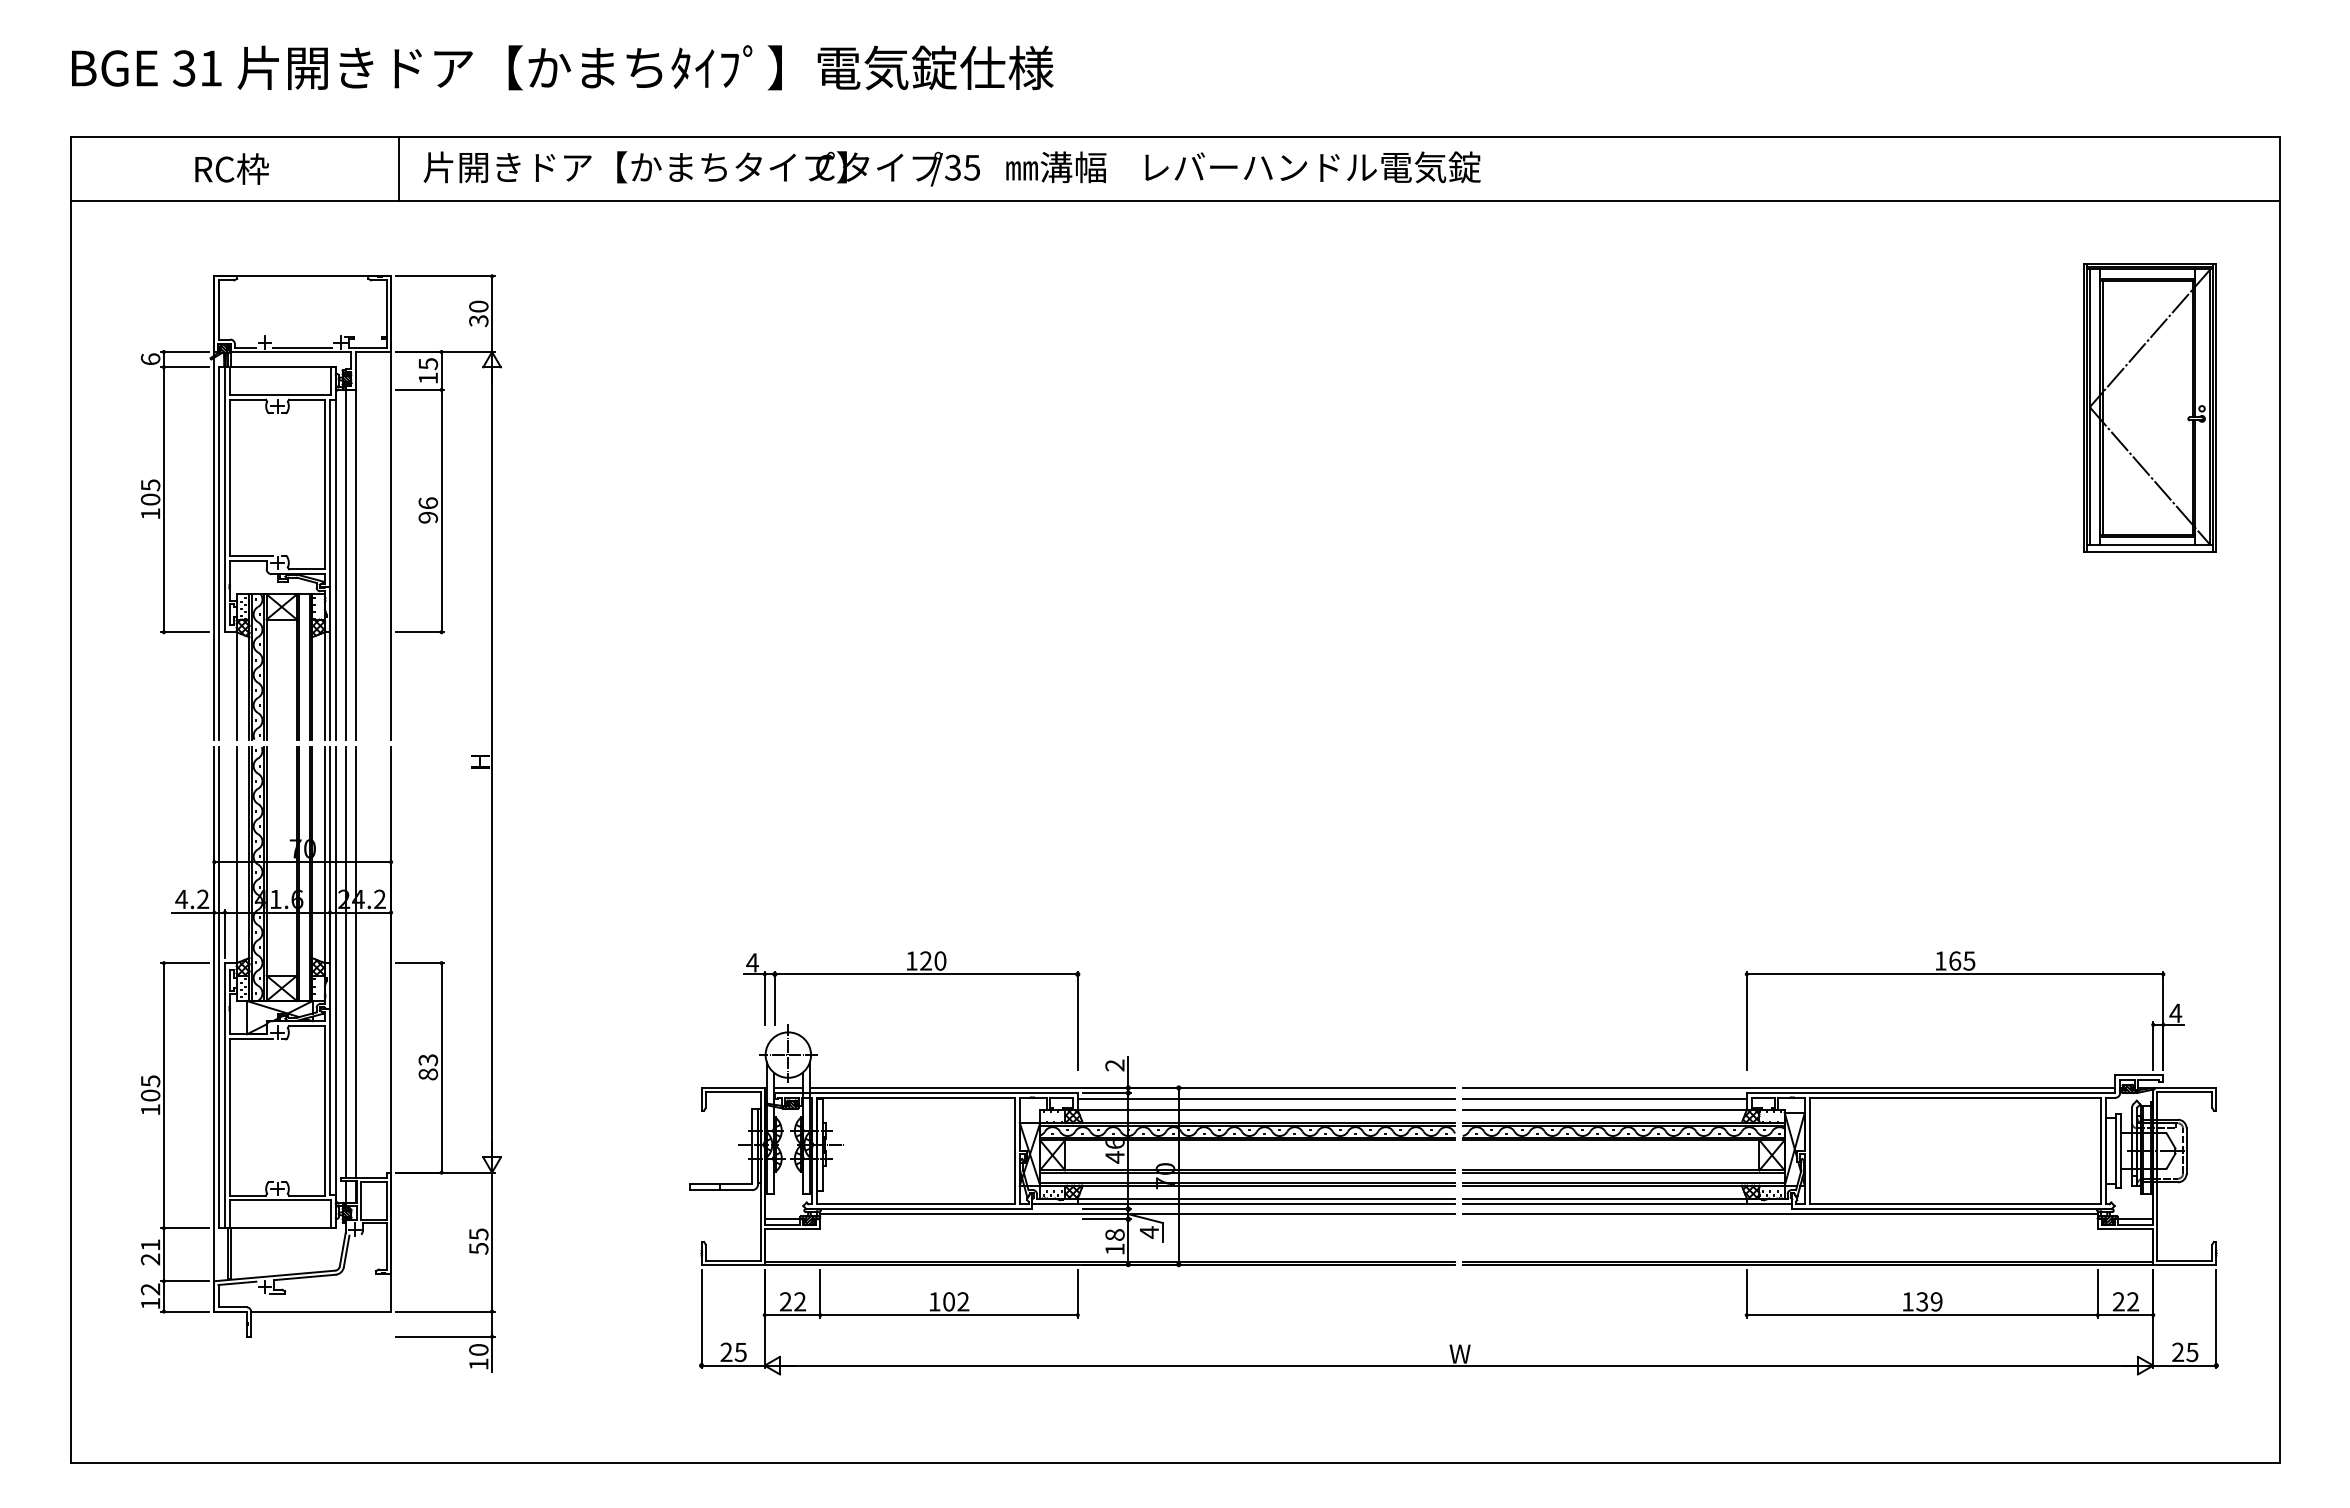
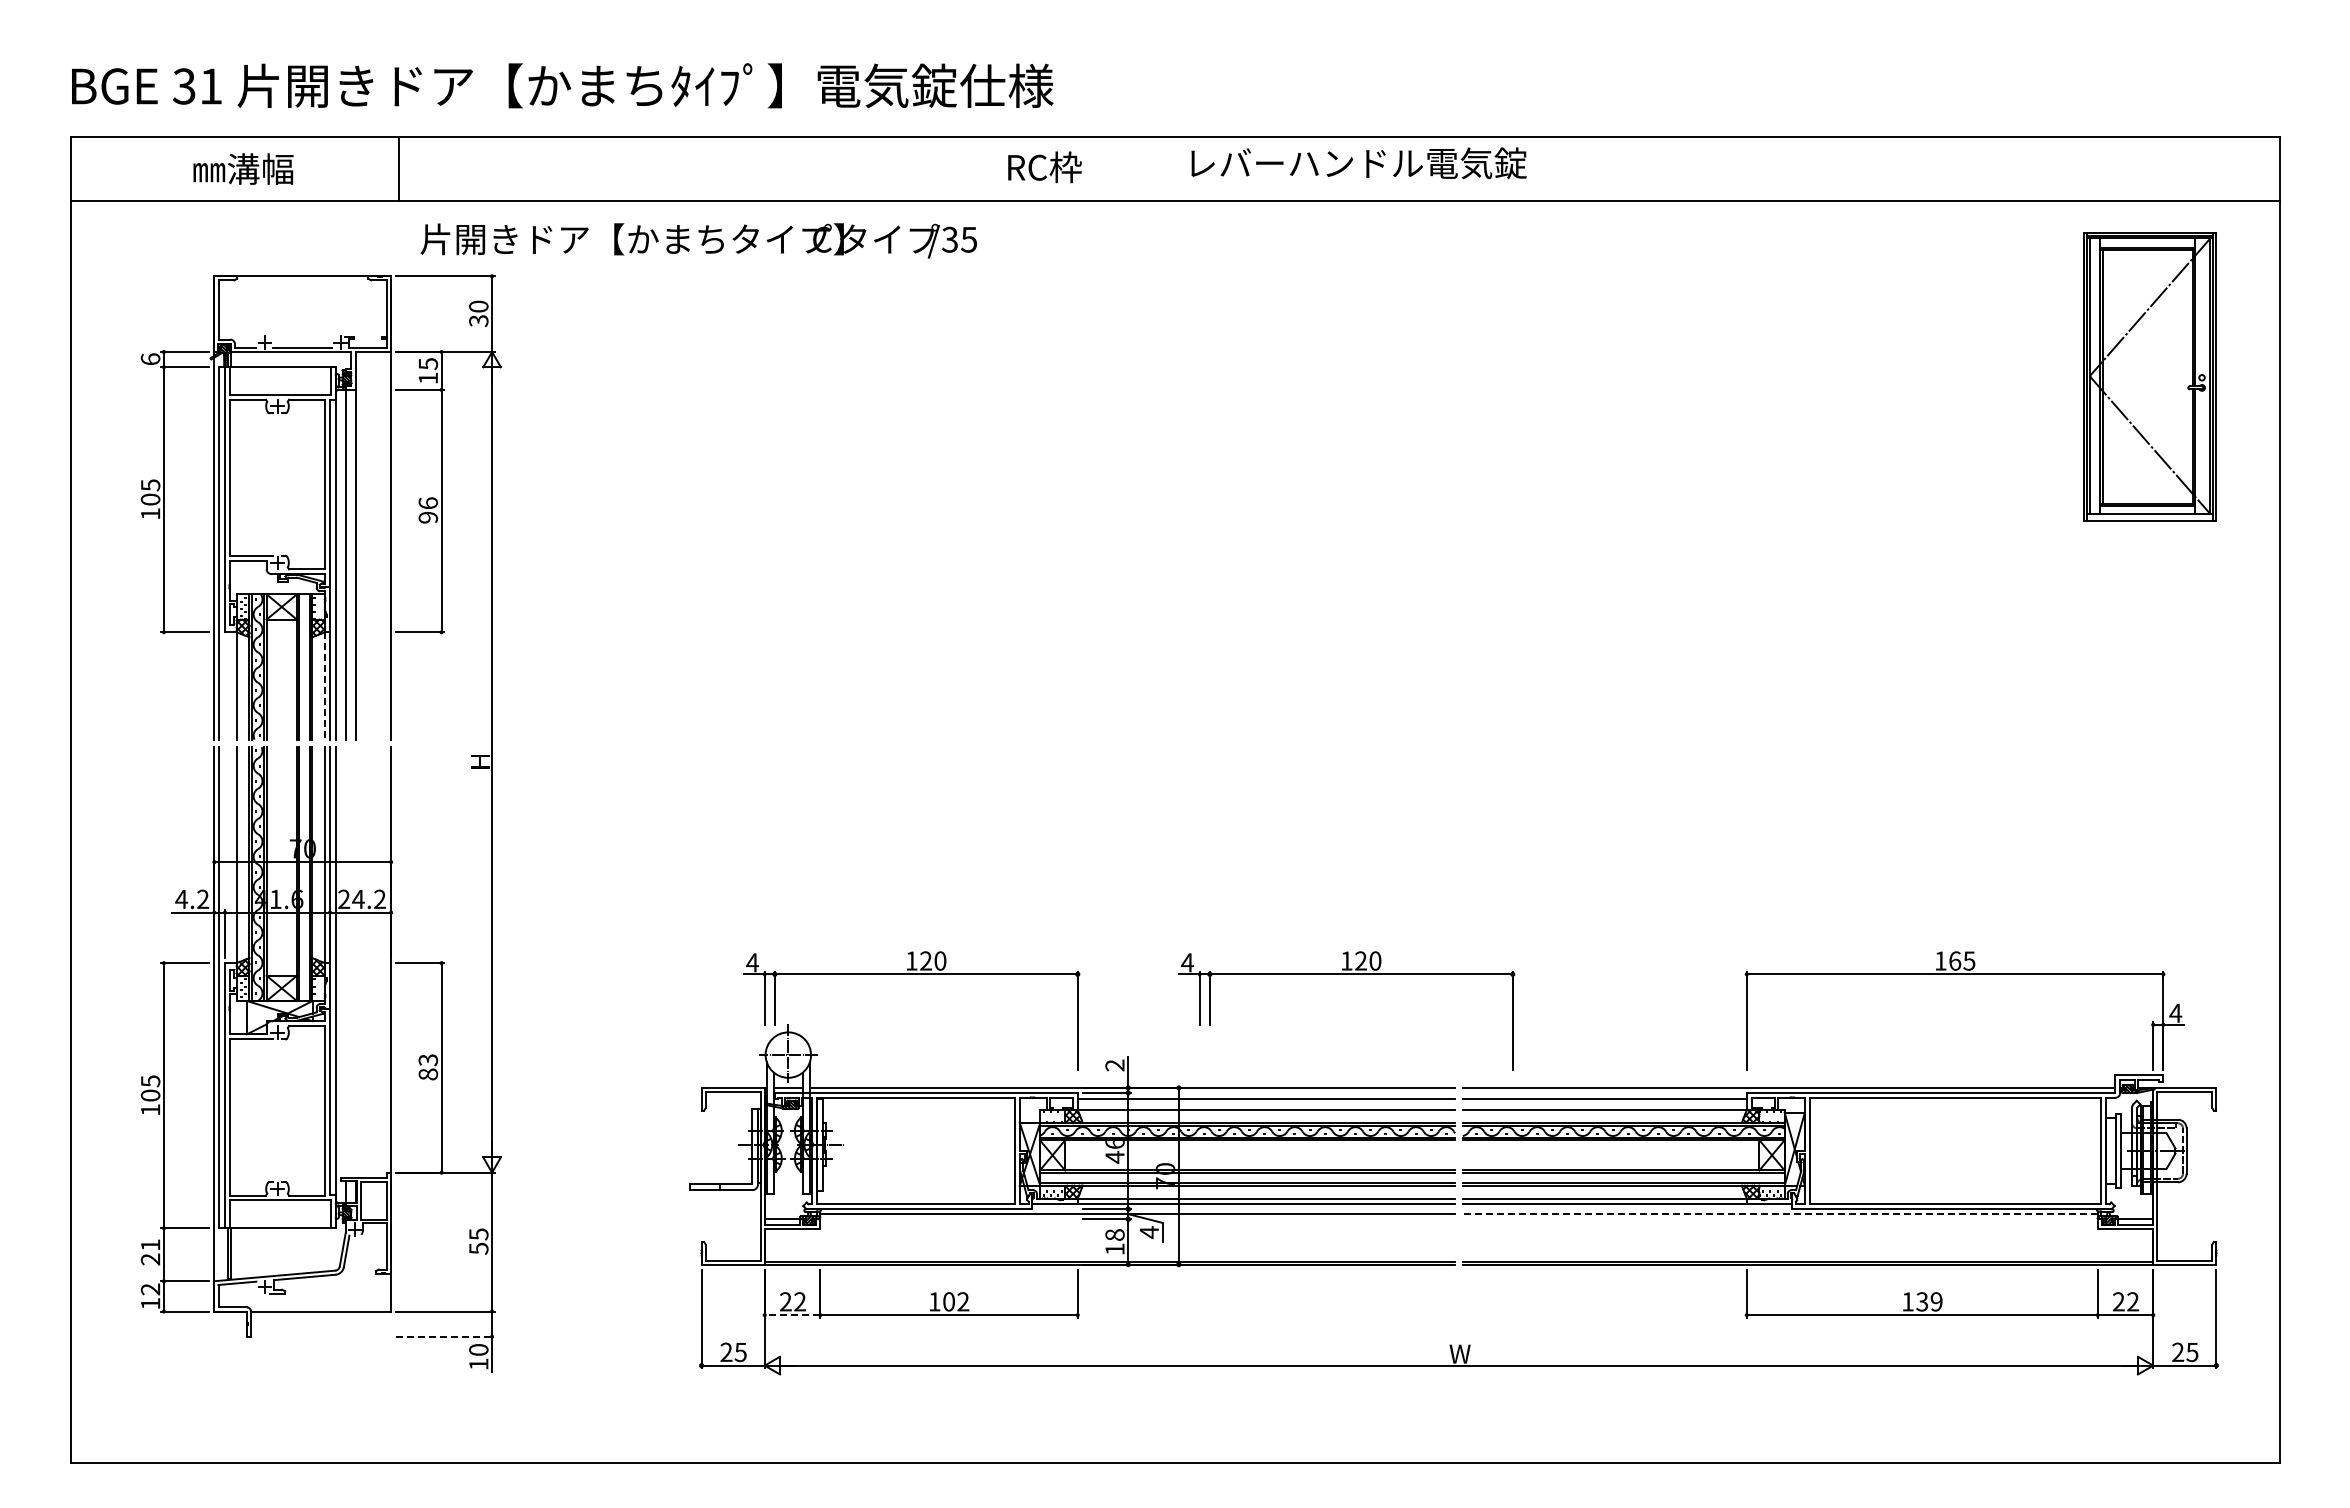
text position: (562, 67) -> (562, 85) (562, 85)
text: ㎜溝幅 -> RC枠 (1056, 167)
text position: (1312, 167) -> (1358, 163) (1358, 163)
text: RC枠 -> ㎜溝幅 (243, 168)
text position: (701, 168) -> (698, 240) (698, 240)
part position: (2149, 407) -> (2149, 376) (2149, 376)
line: solid -> dashed (324, 685)
line: present -> none (345, 962)
line: present -> none (355, 962)
part: none -> present (1346, 974)
line: solid -> dashed (1779, 1214)
line: solid -> dashed (792, 1315)
line: solid -> dashed (445, 1336)
